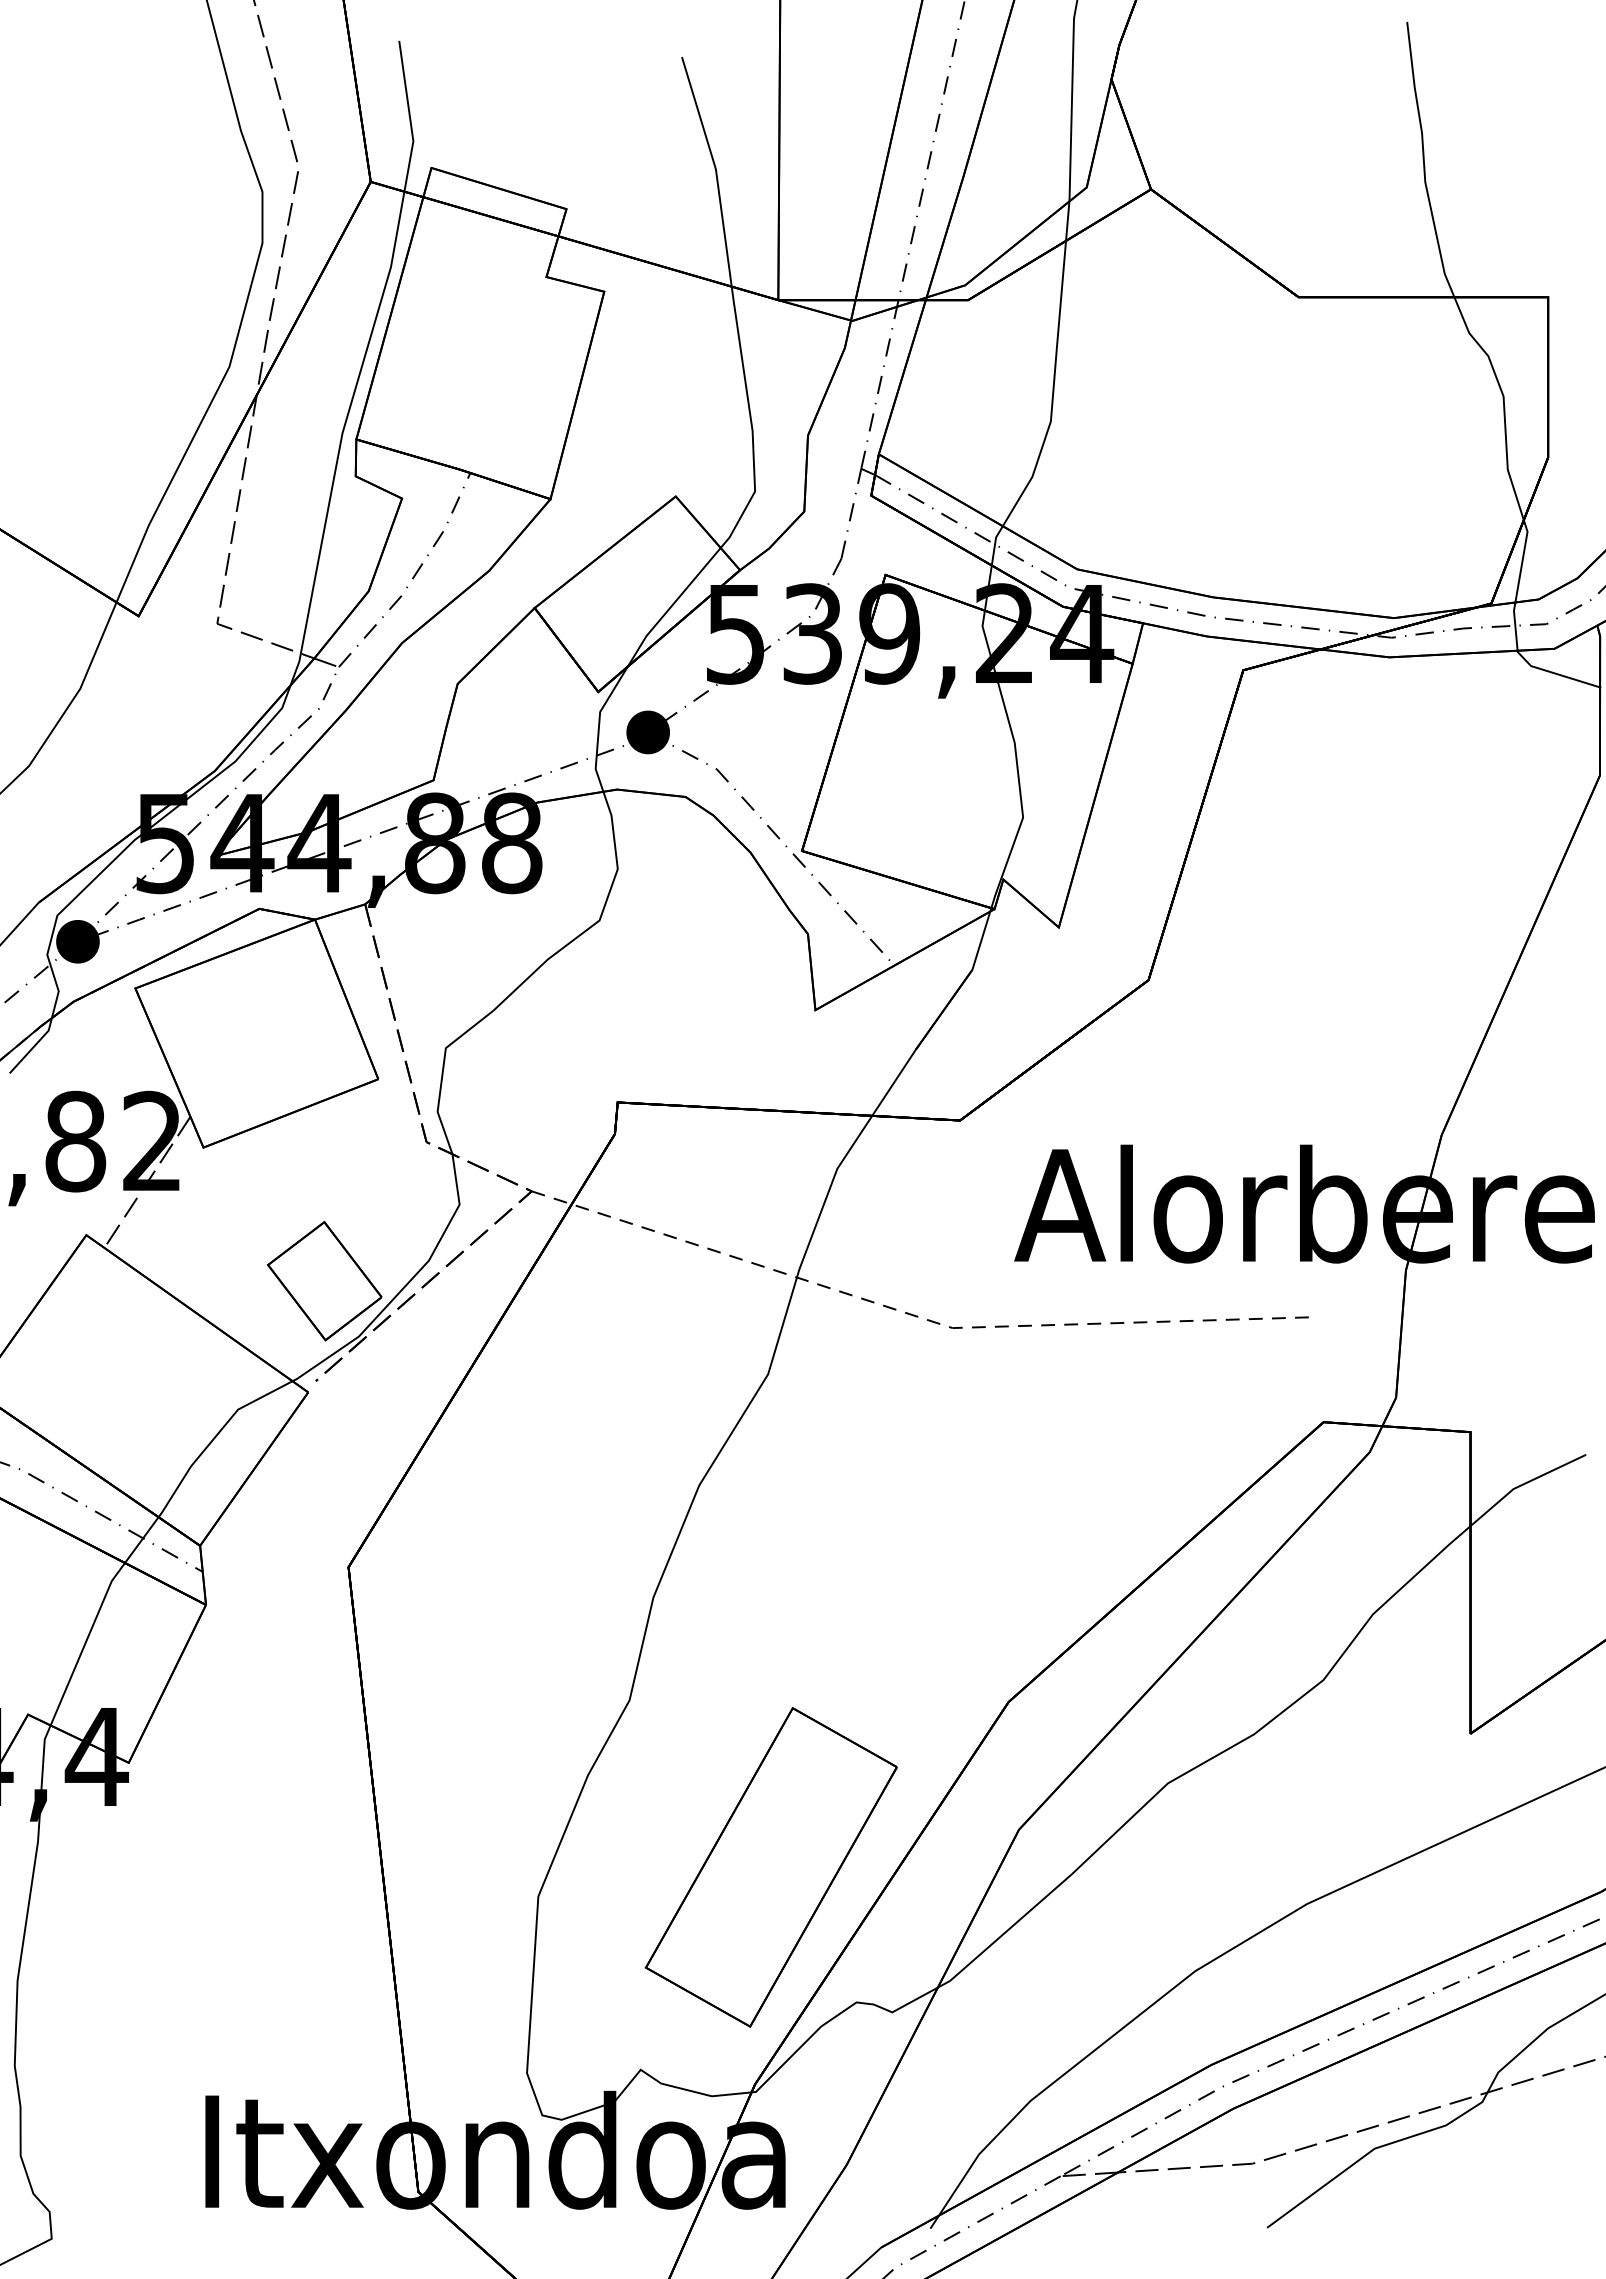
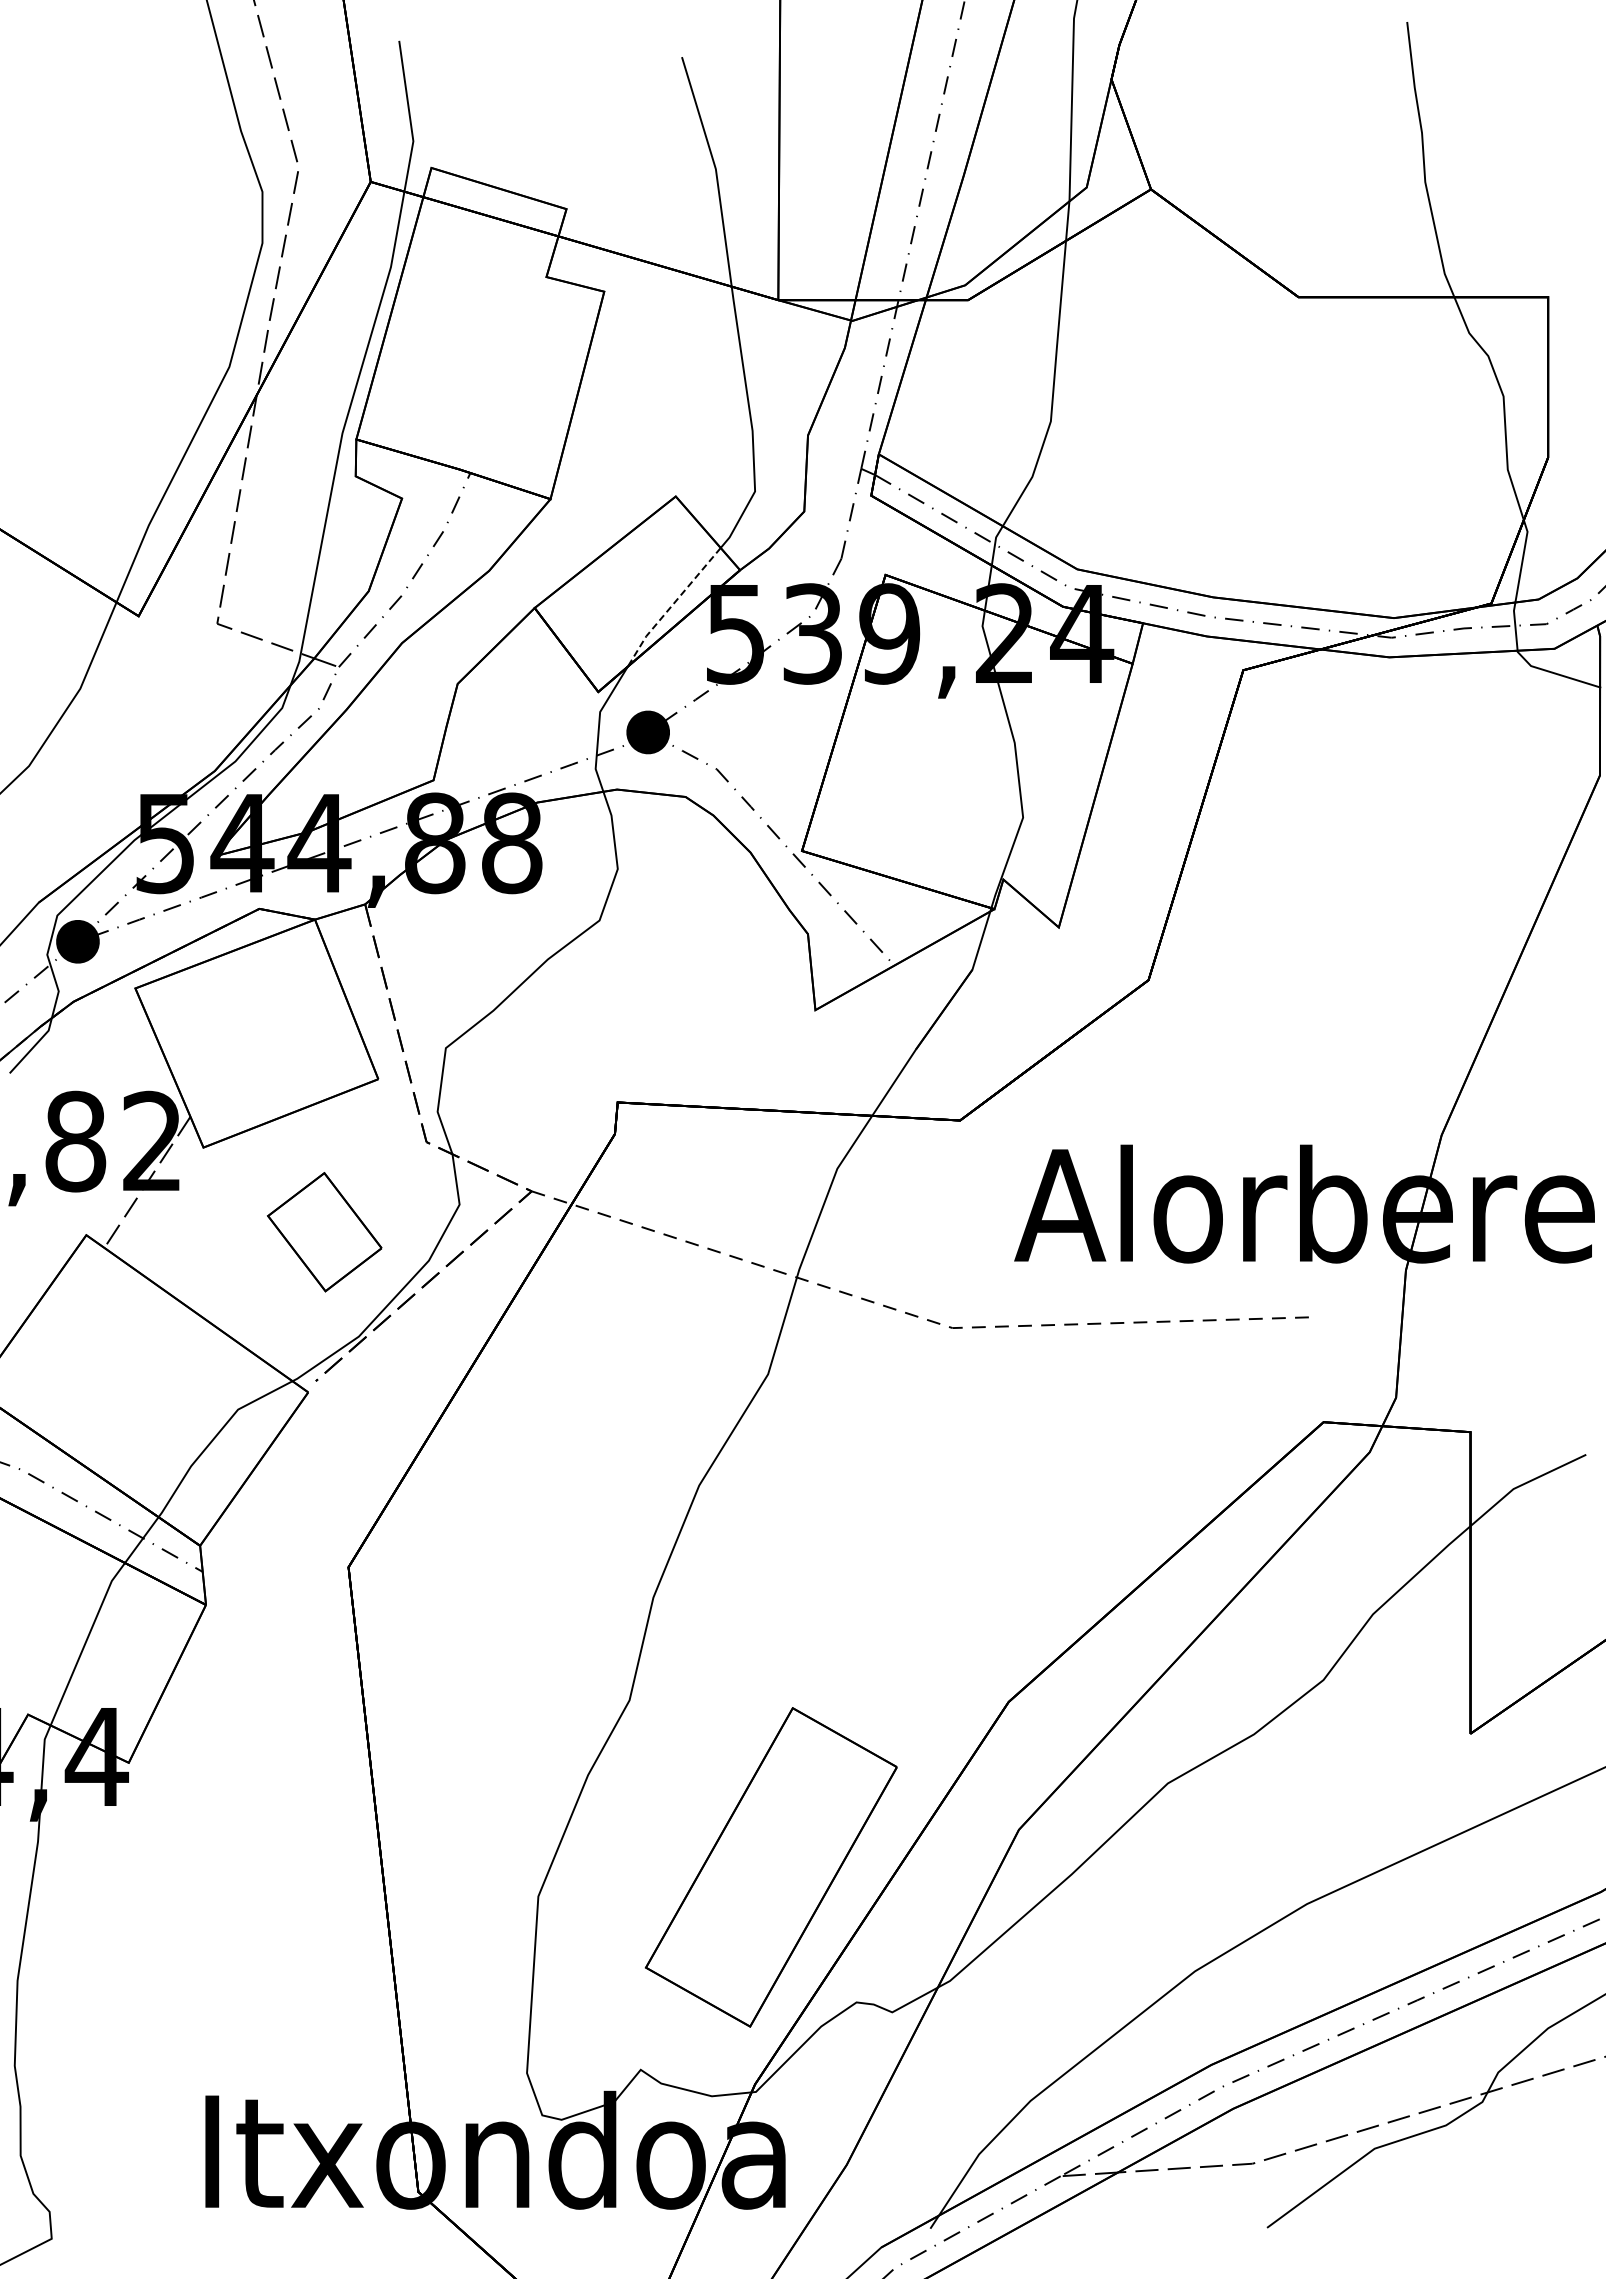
line: solid -> dashed (671, 606)
part position: (324, 1281) -> (324, 1232) (324, 1232)
